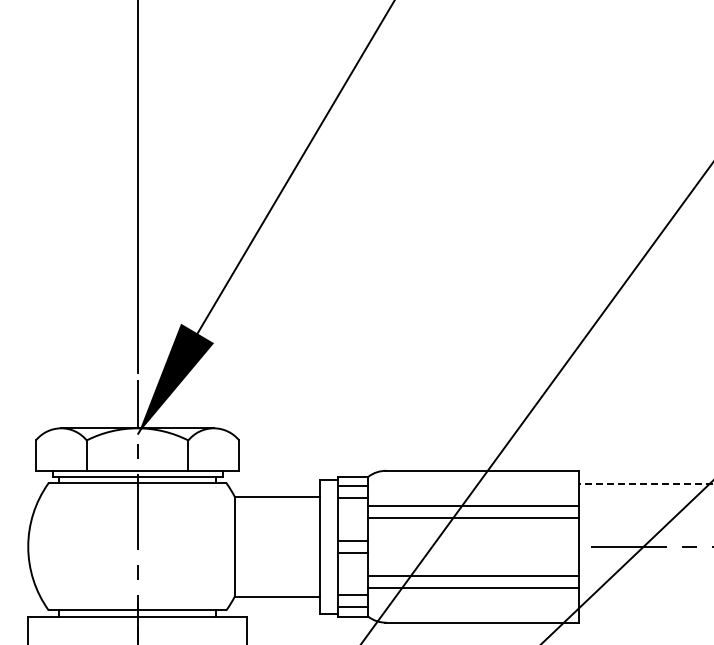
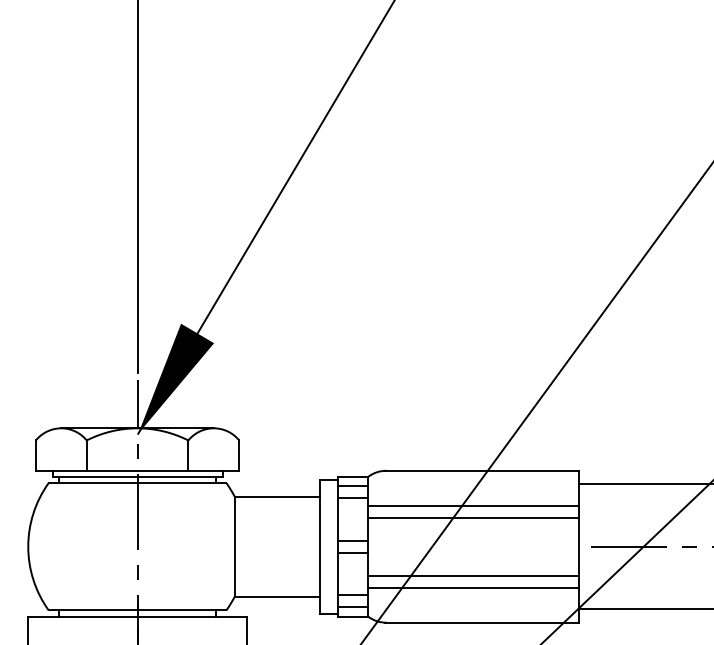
line: dashed -> solid (645, 484)
line: none -> present (644, 609)
